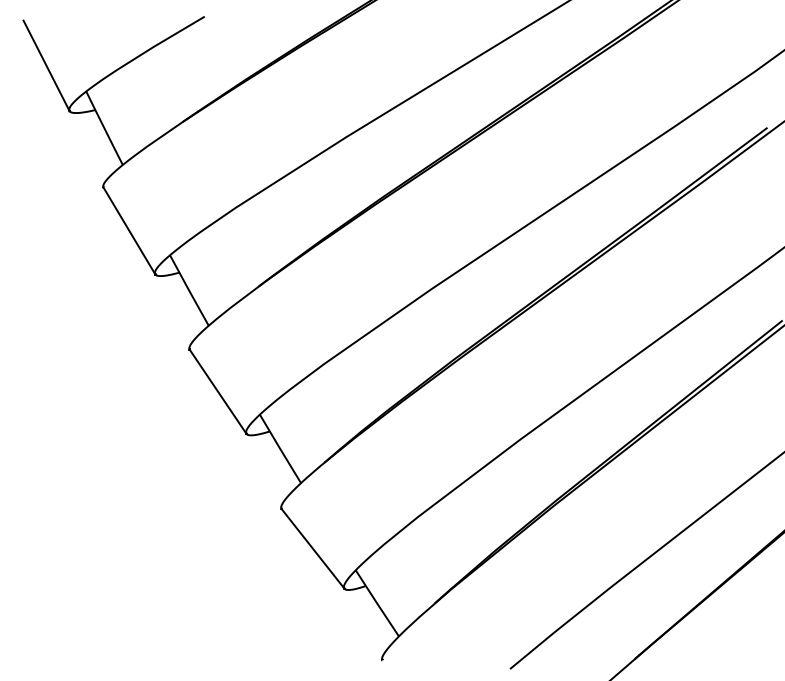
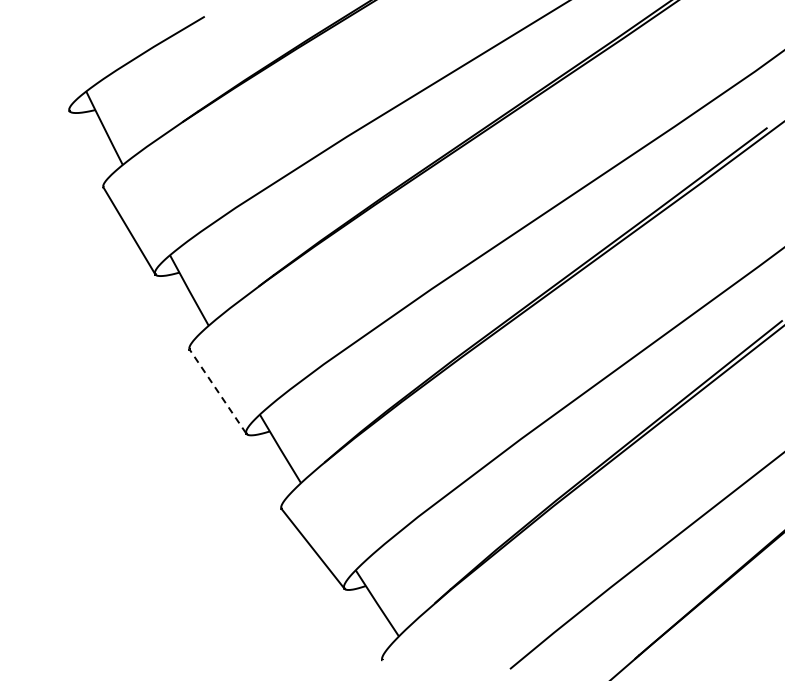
line: present -> none (46, 65)
line: solid -> dashed (217, 391)
